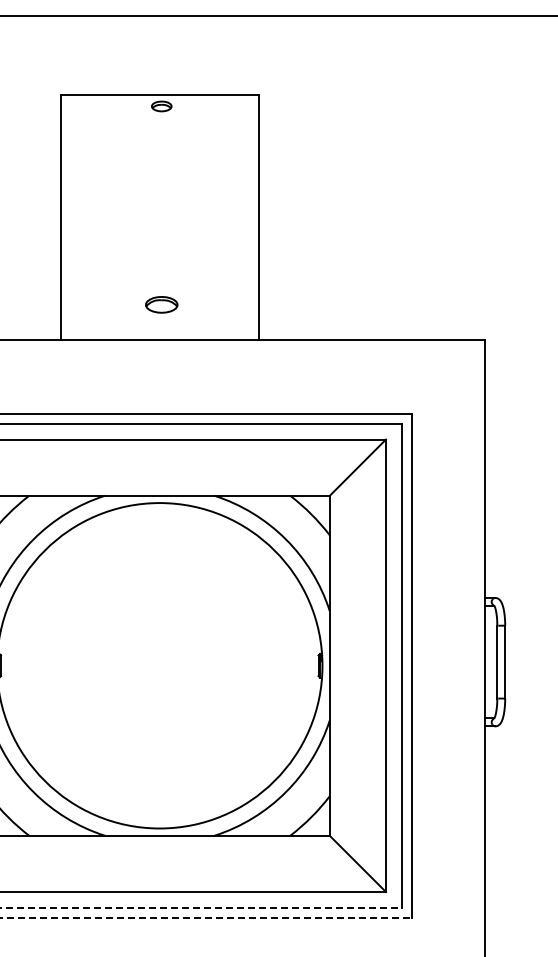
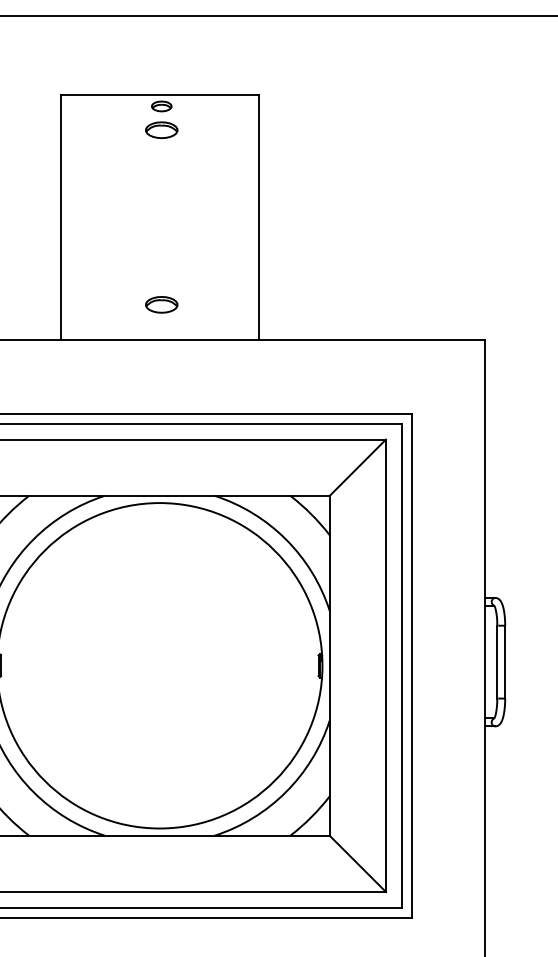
part: none -> present (161, 130)
line: dashed -> solid (201, 907)
line: dashed -> solid (206, 917)
